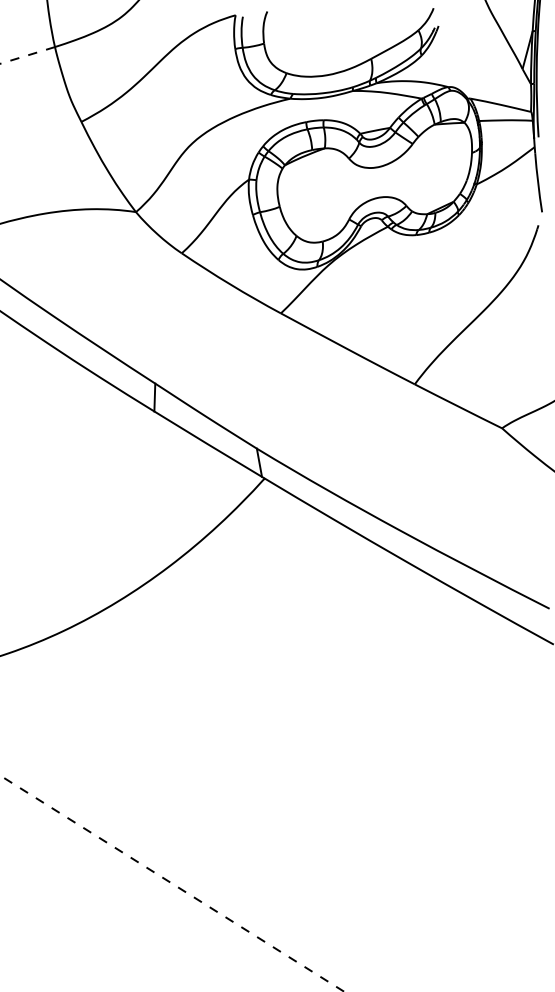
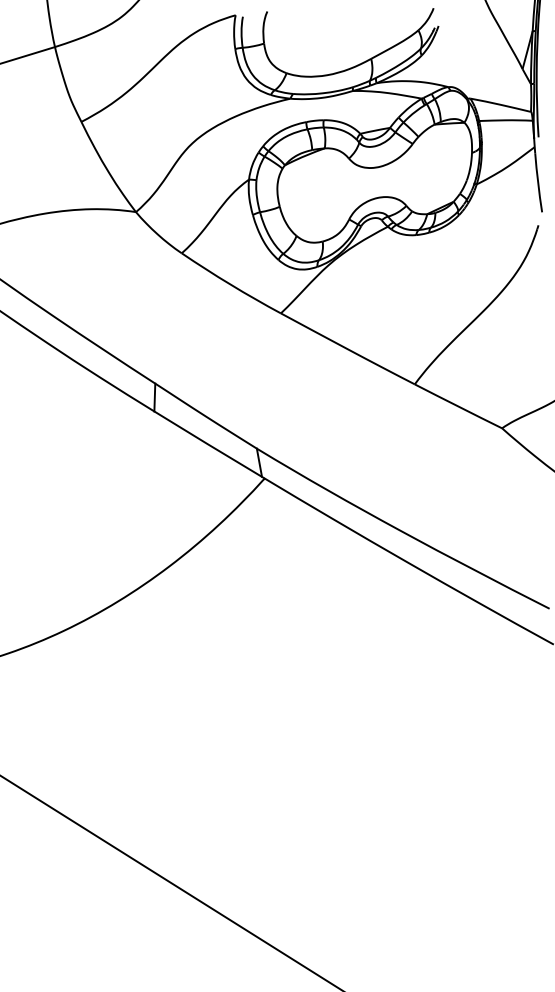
line: dashed -> solid (27, 55)
line: dashed -> solid (172, 883)
